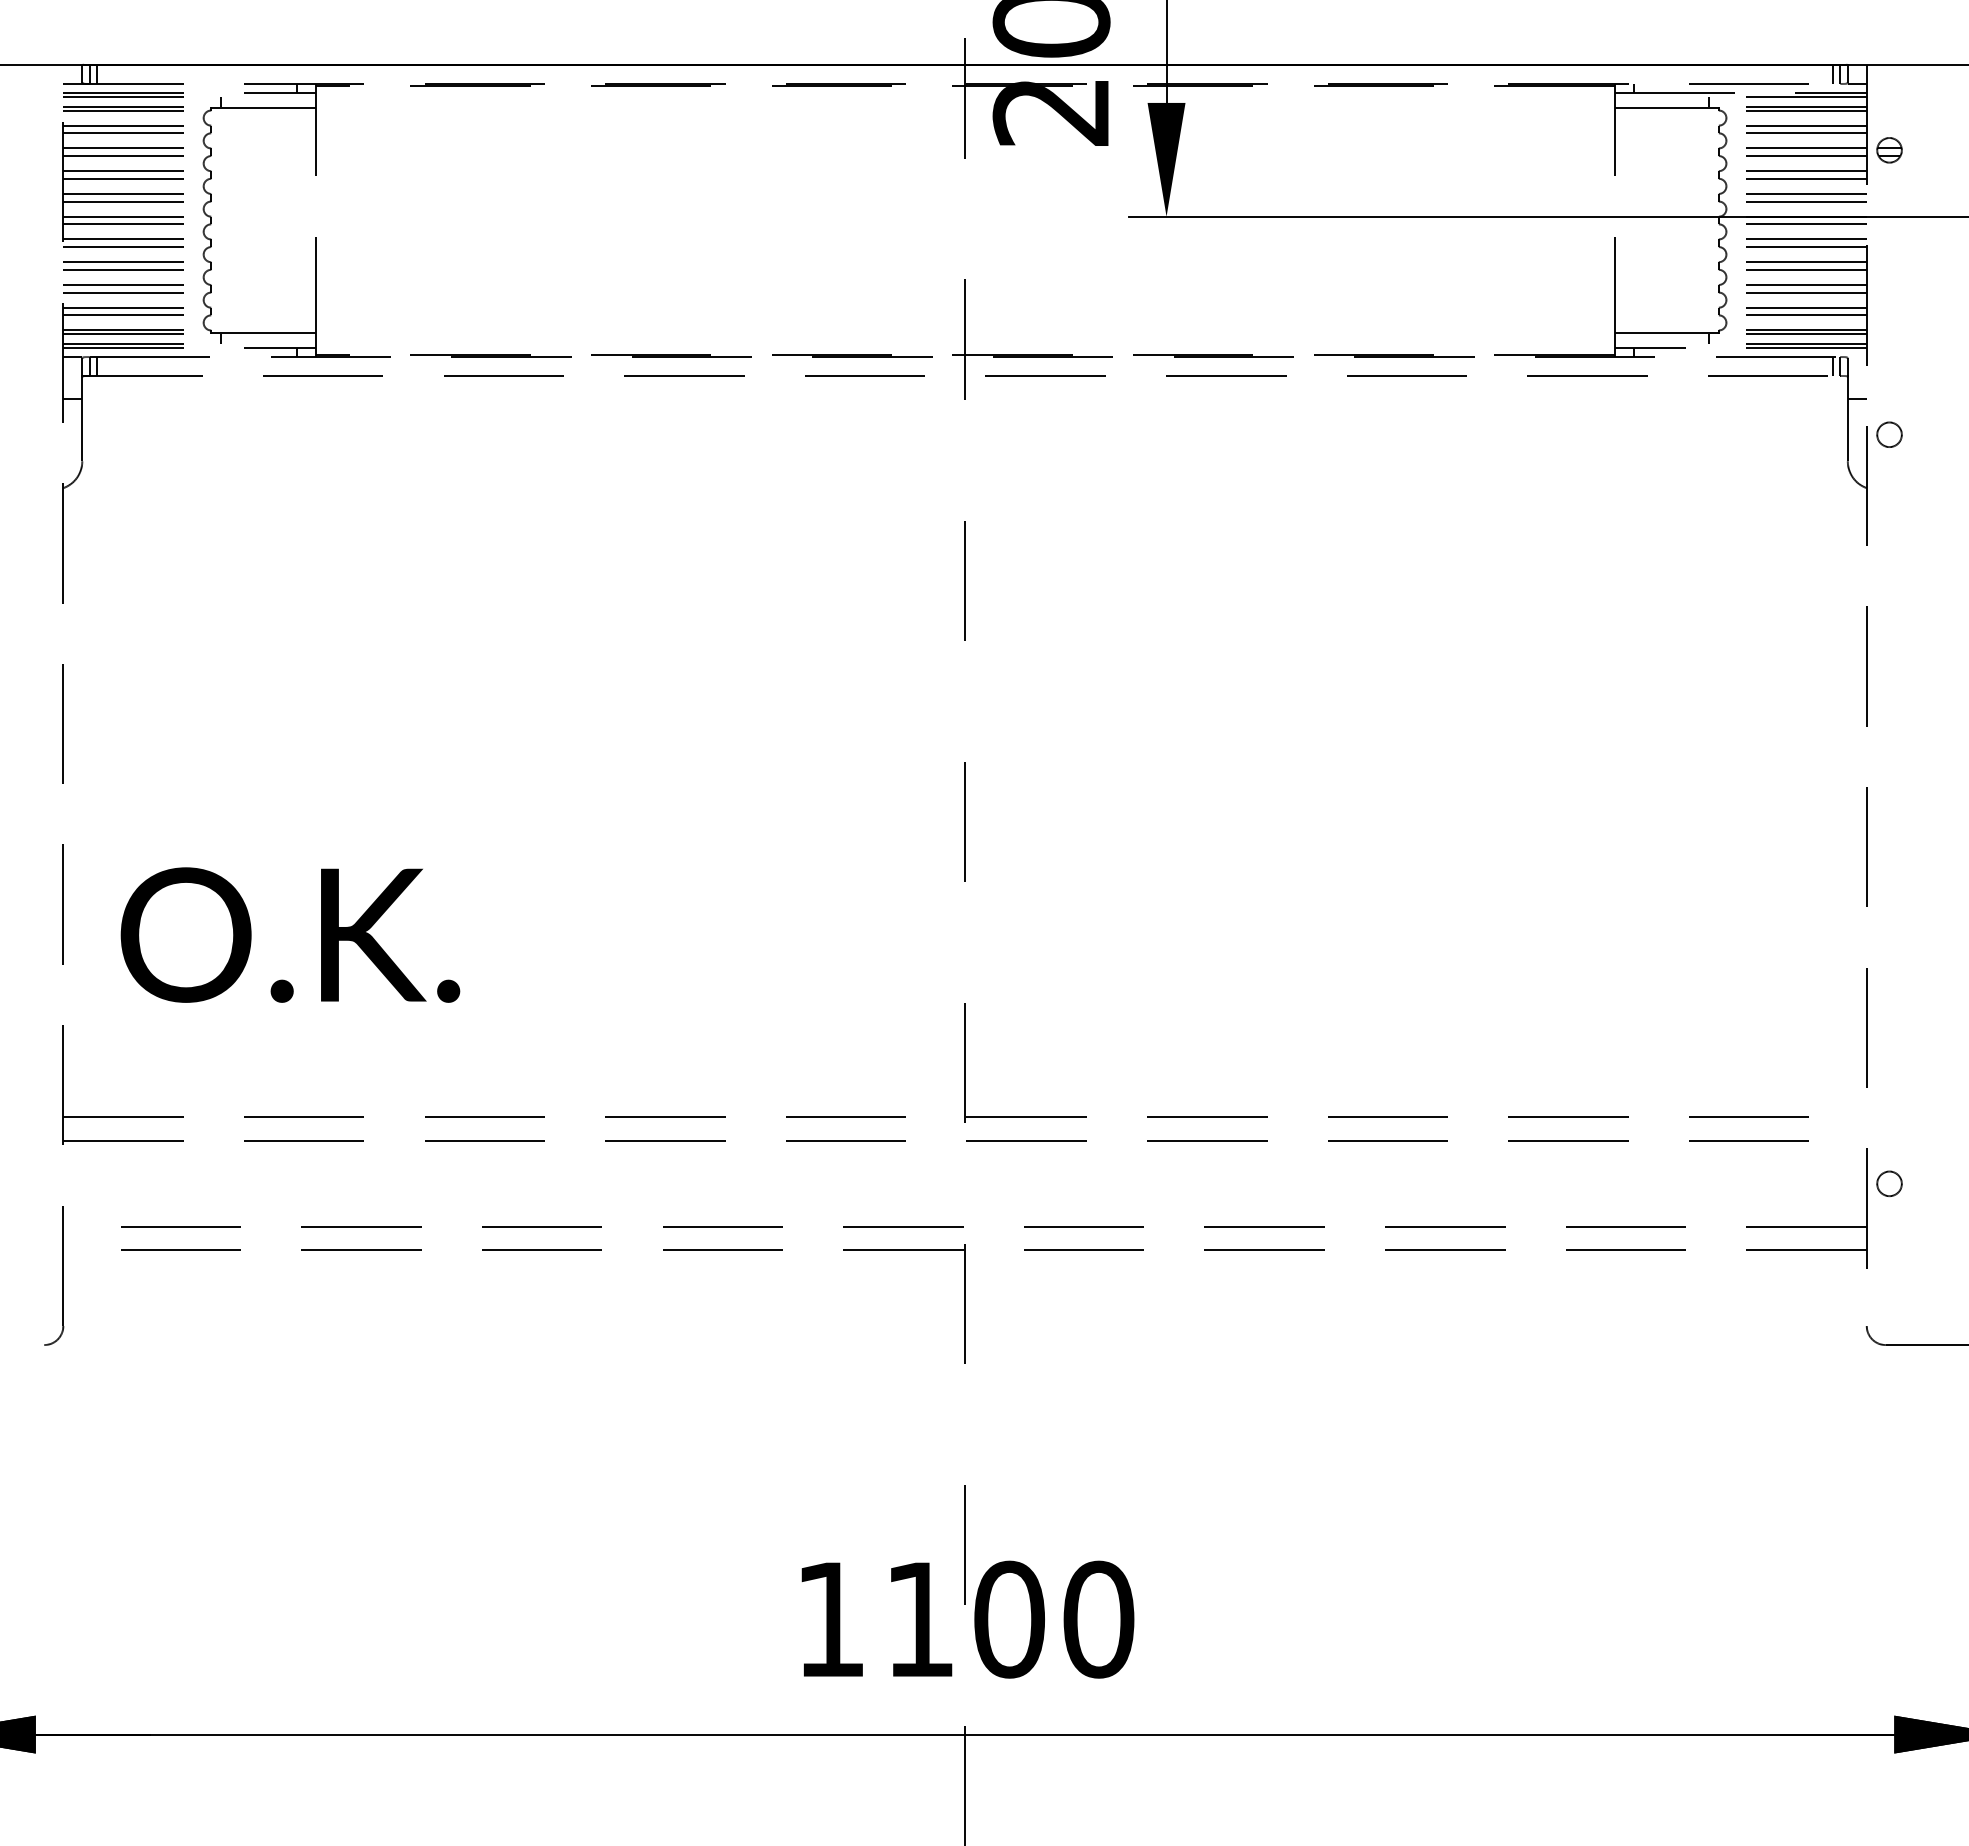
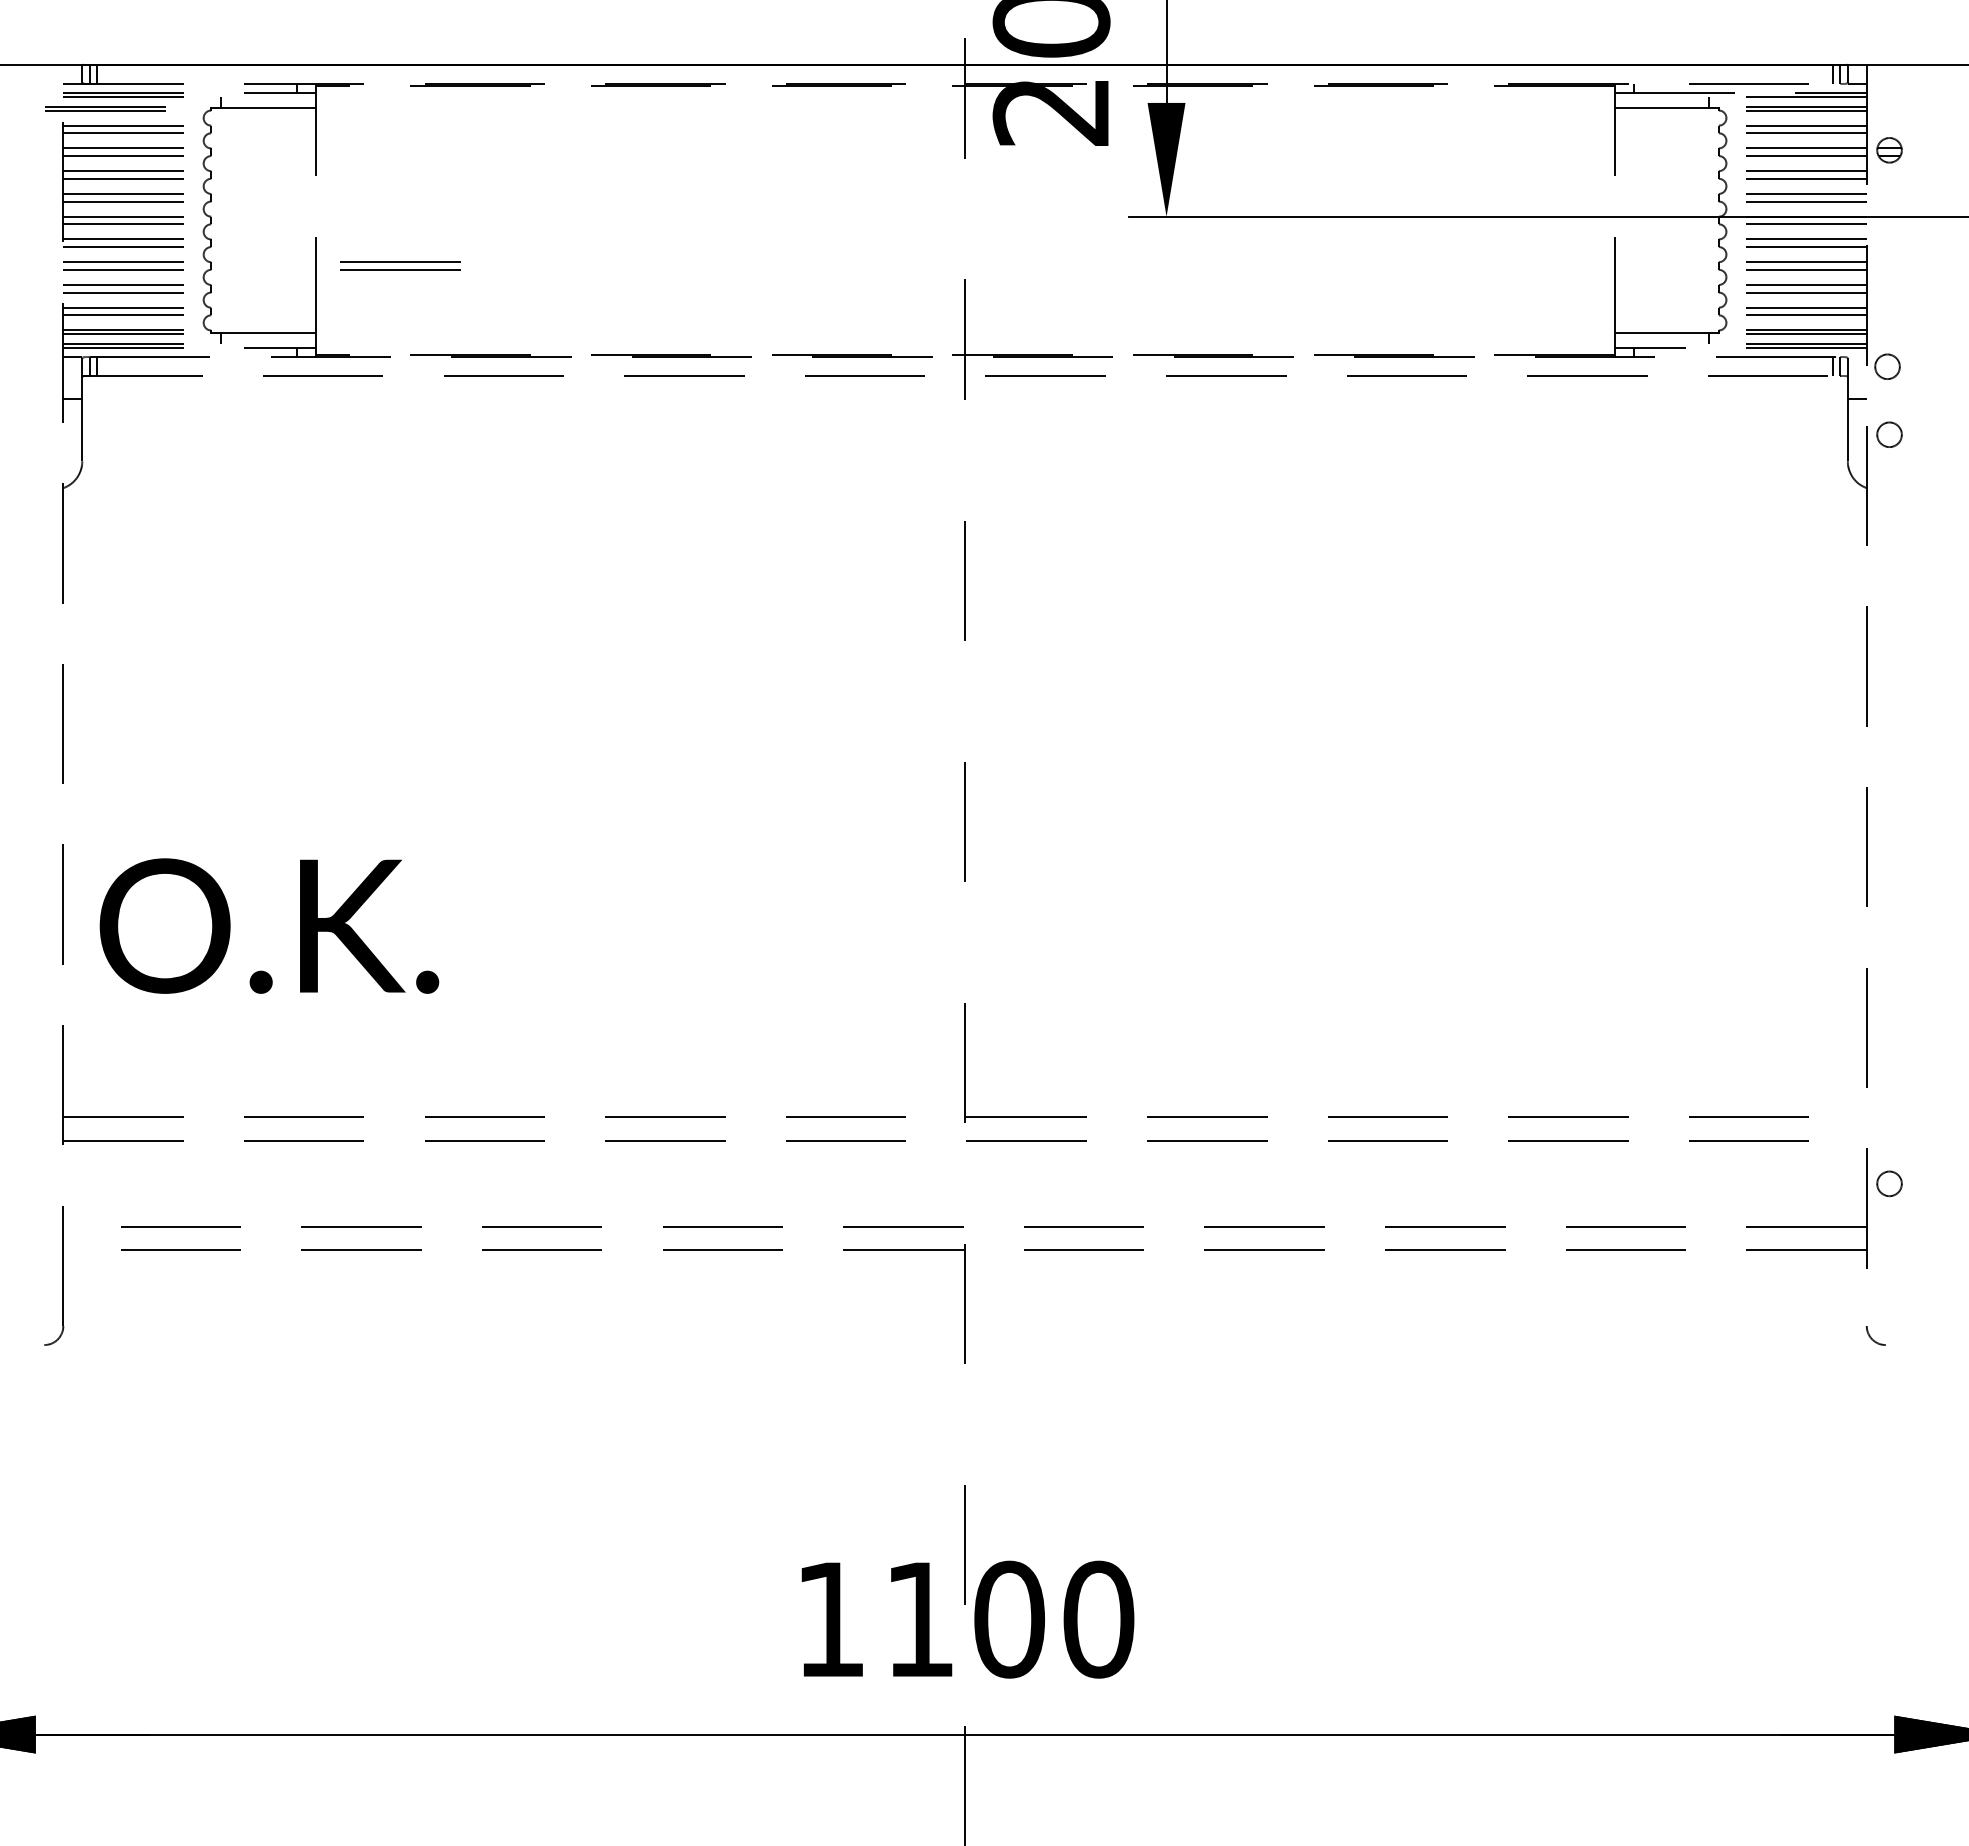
part position: (123, 108) -> (105, 108) (105, 108)
part: none -> present (400, 265)
circle: none -> present (1887, 366)
text position: (290, 934) -> (269, 925) (269, 925)
line: present -> none (1925, 1345)
